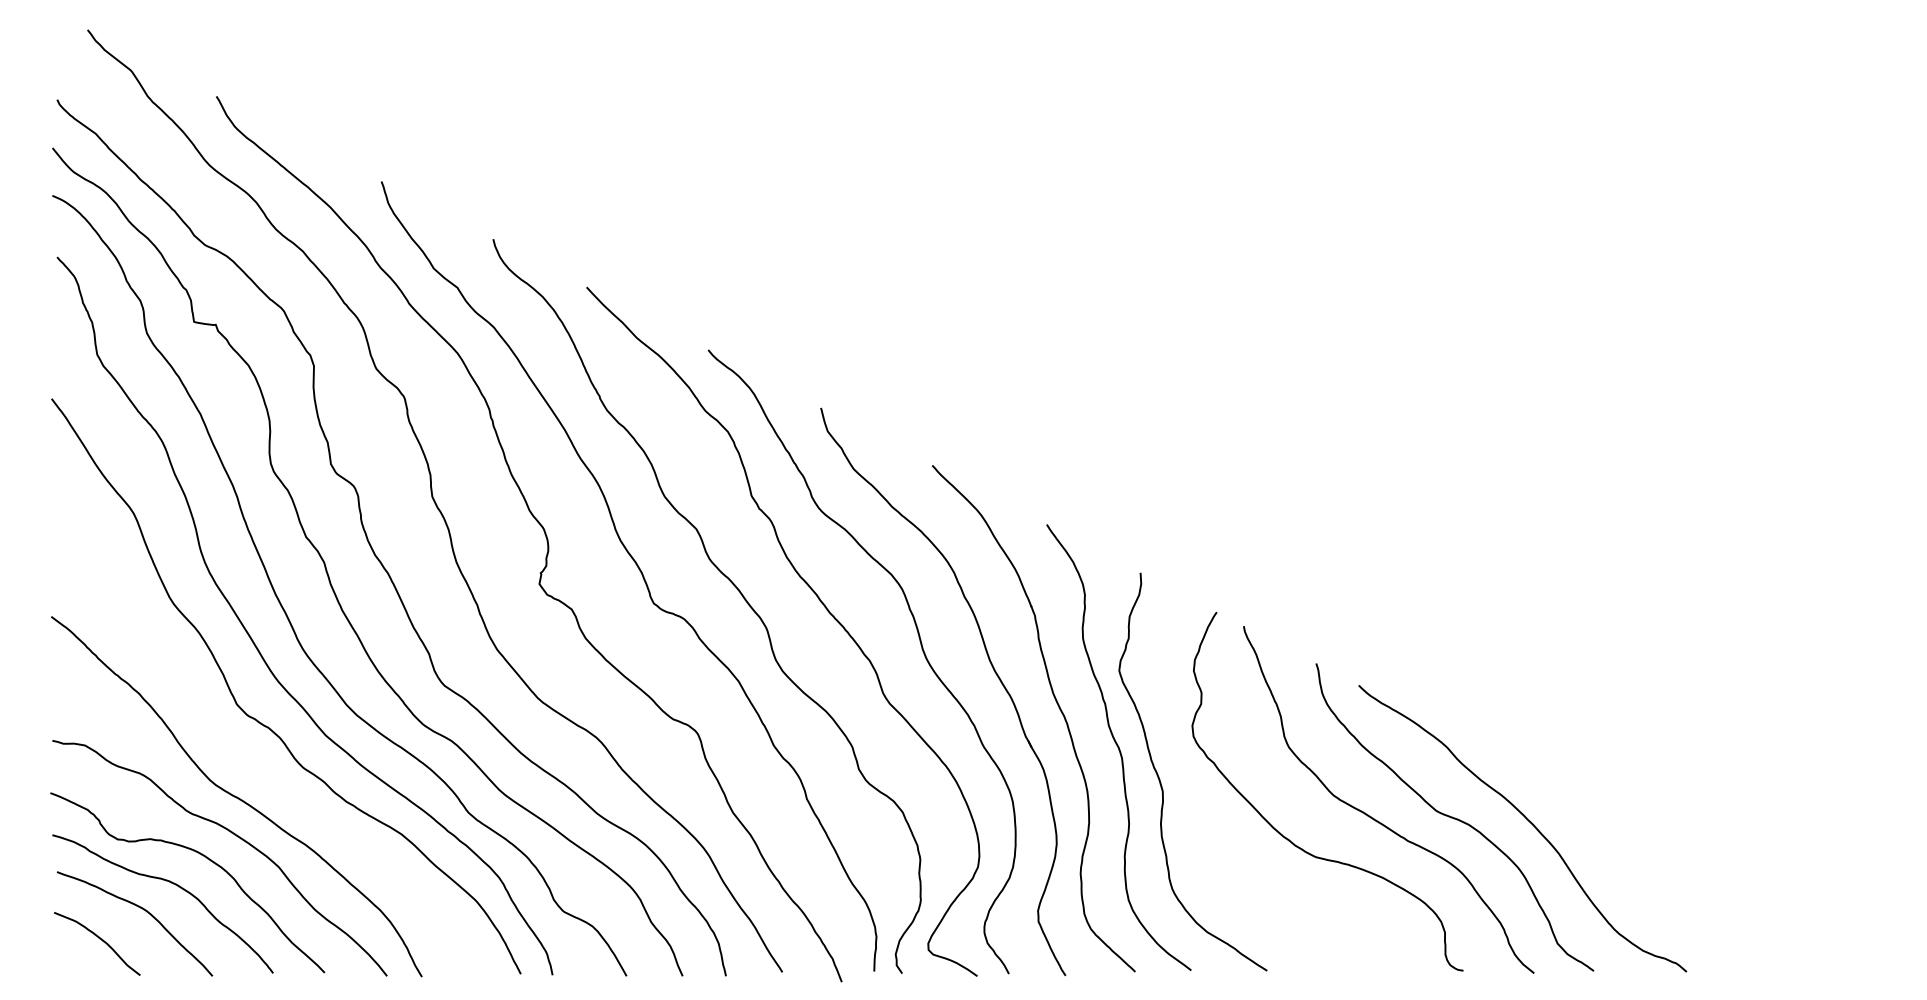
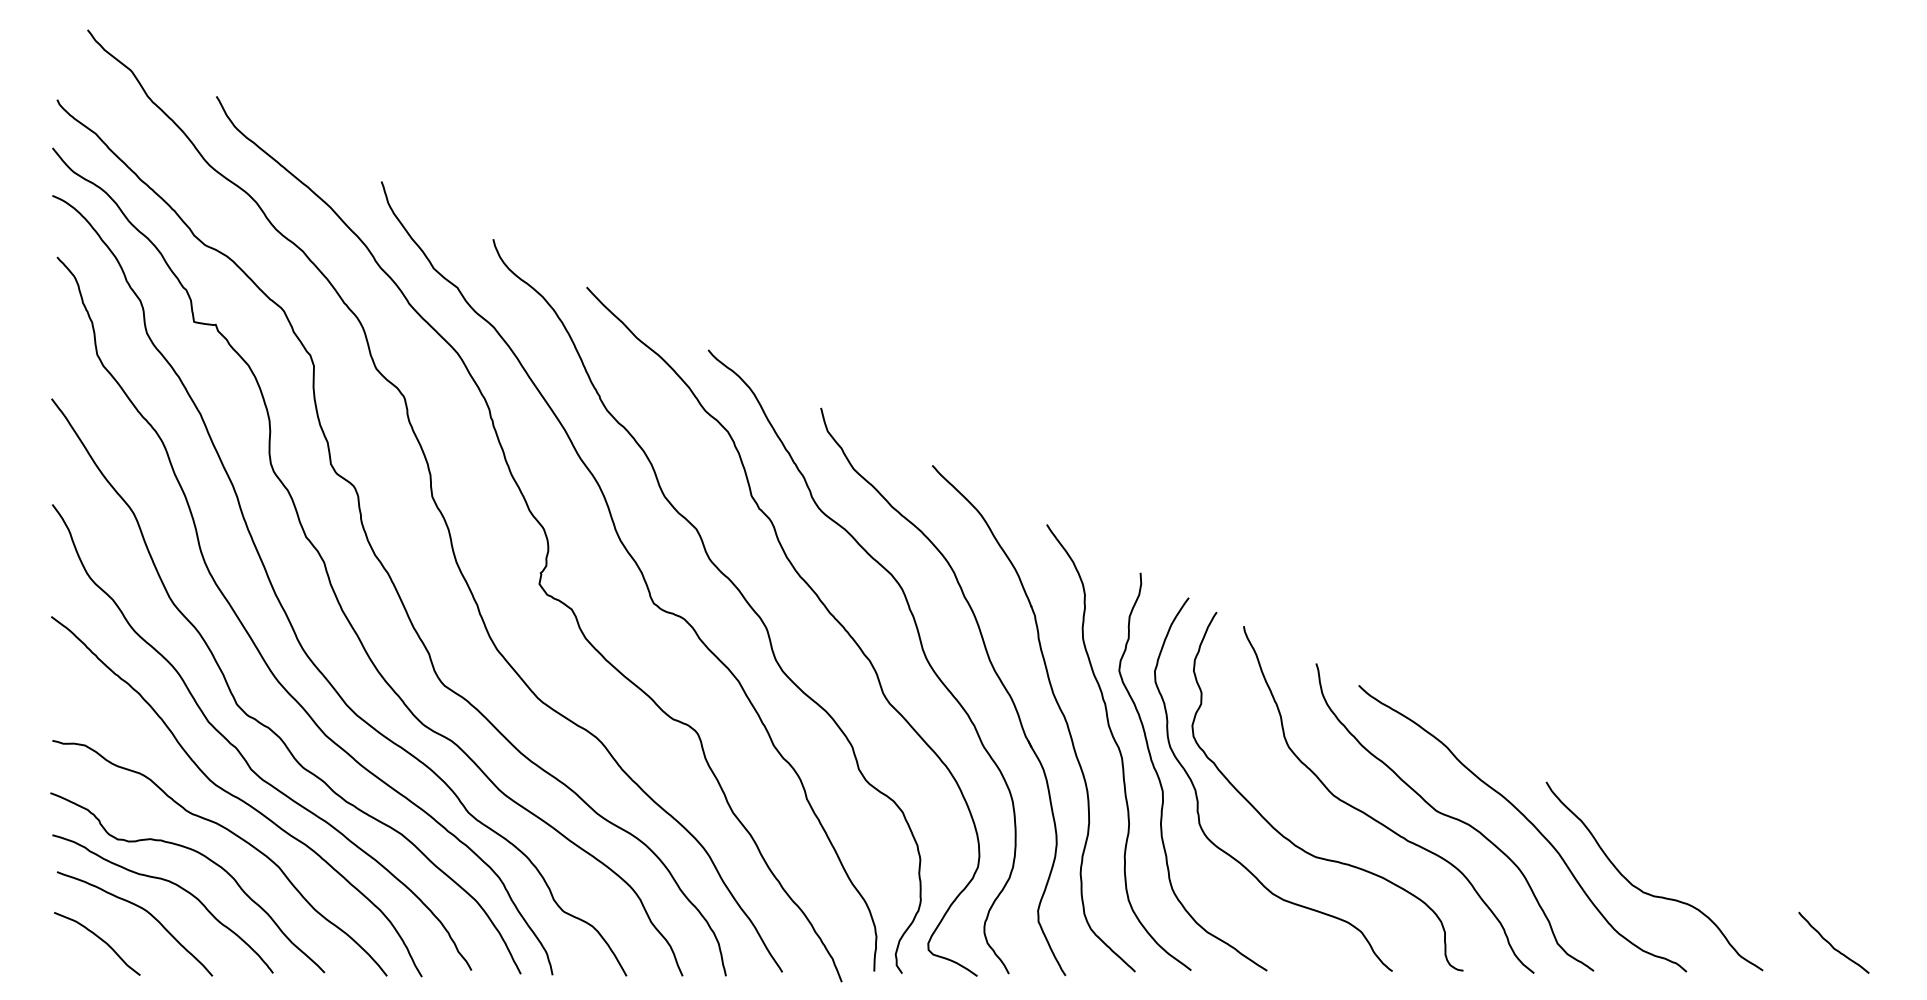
curve: none -> present (242, 754)
curve: none -> present (1198, 799)
curve: none -> present (1647, 892)
curve: none -> present (1831, 944)
